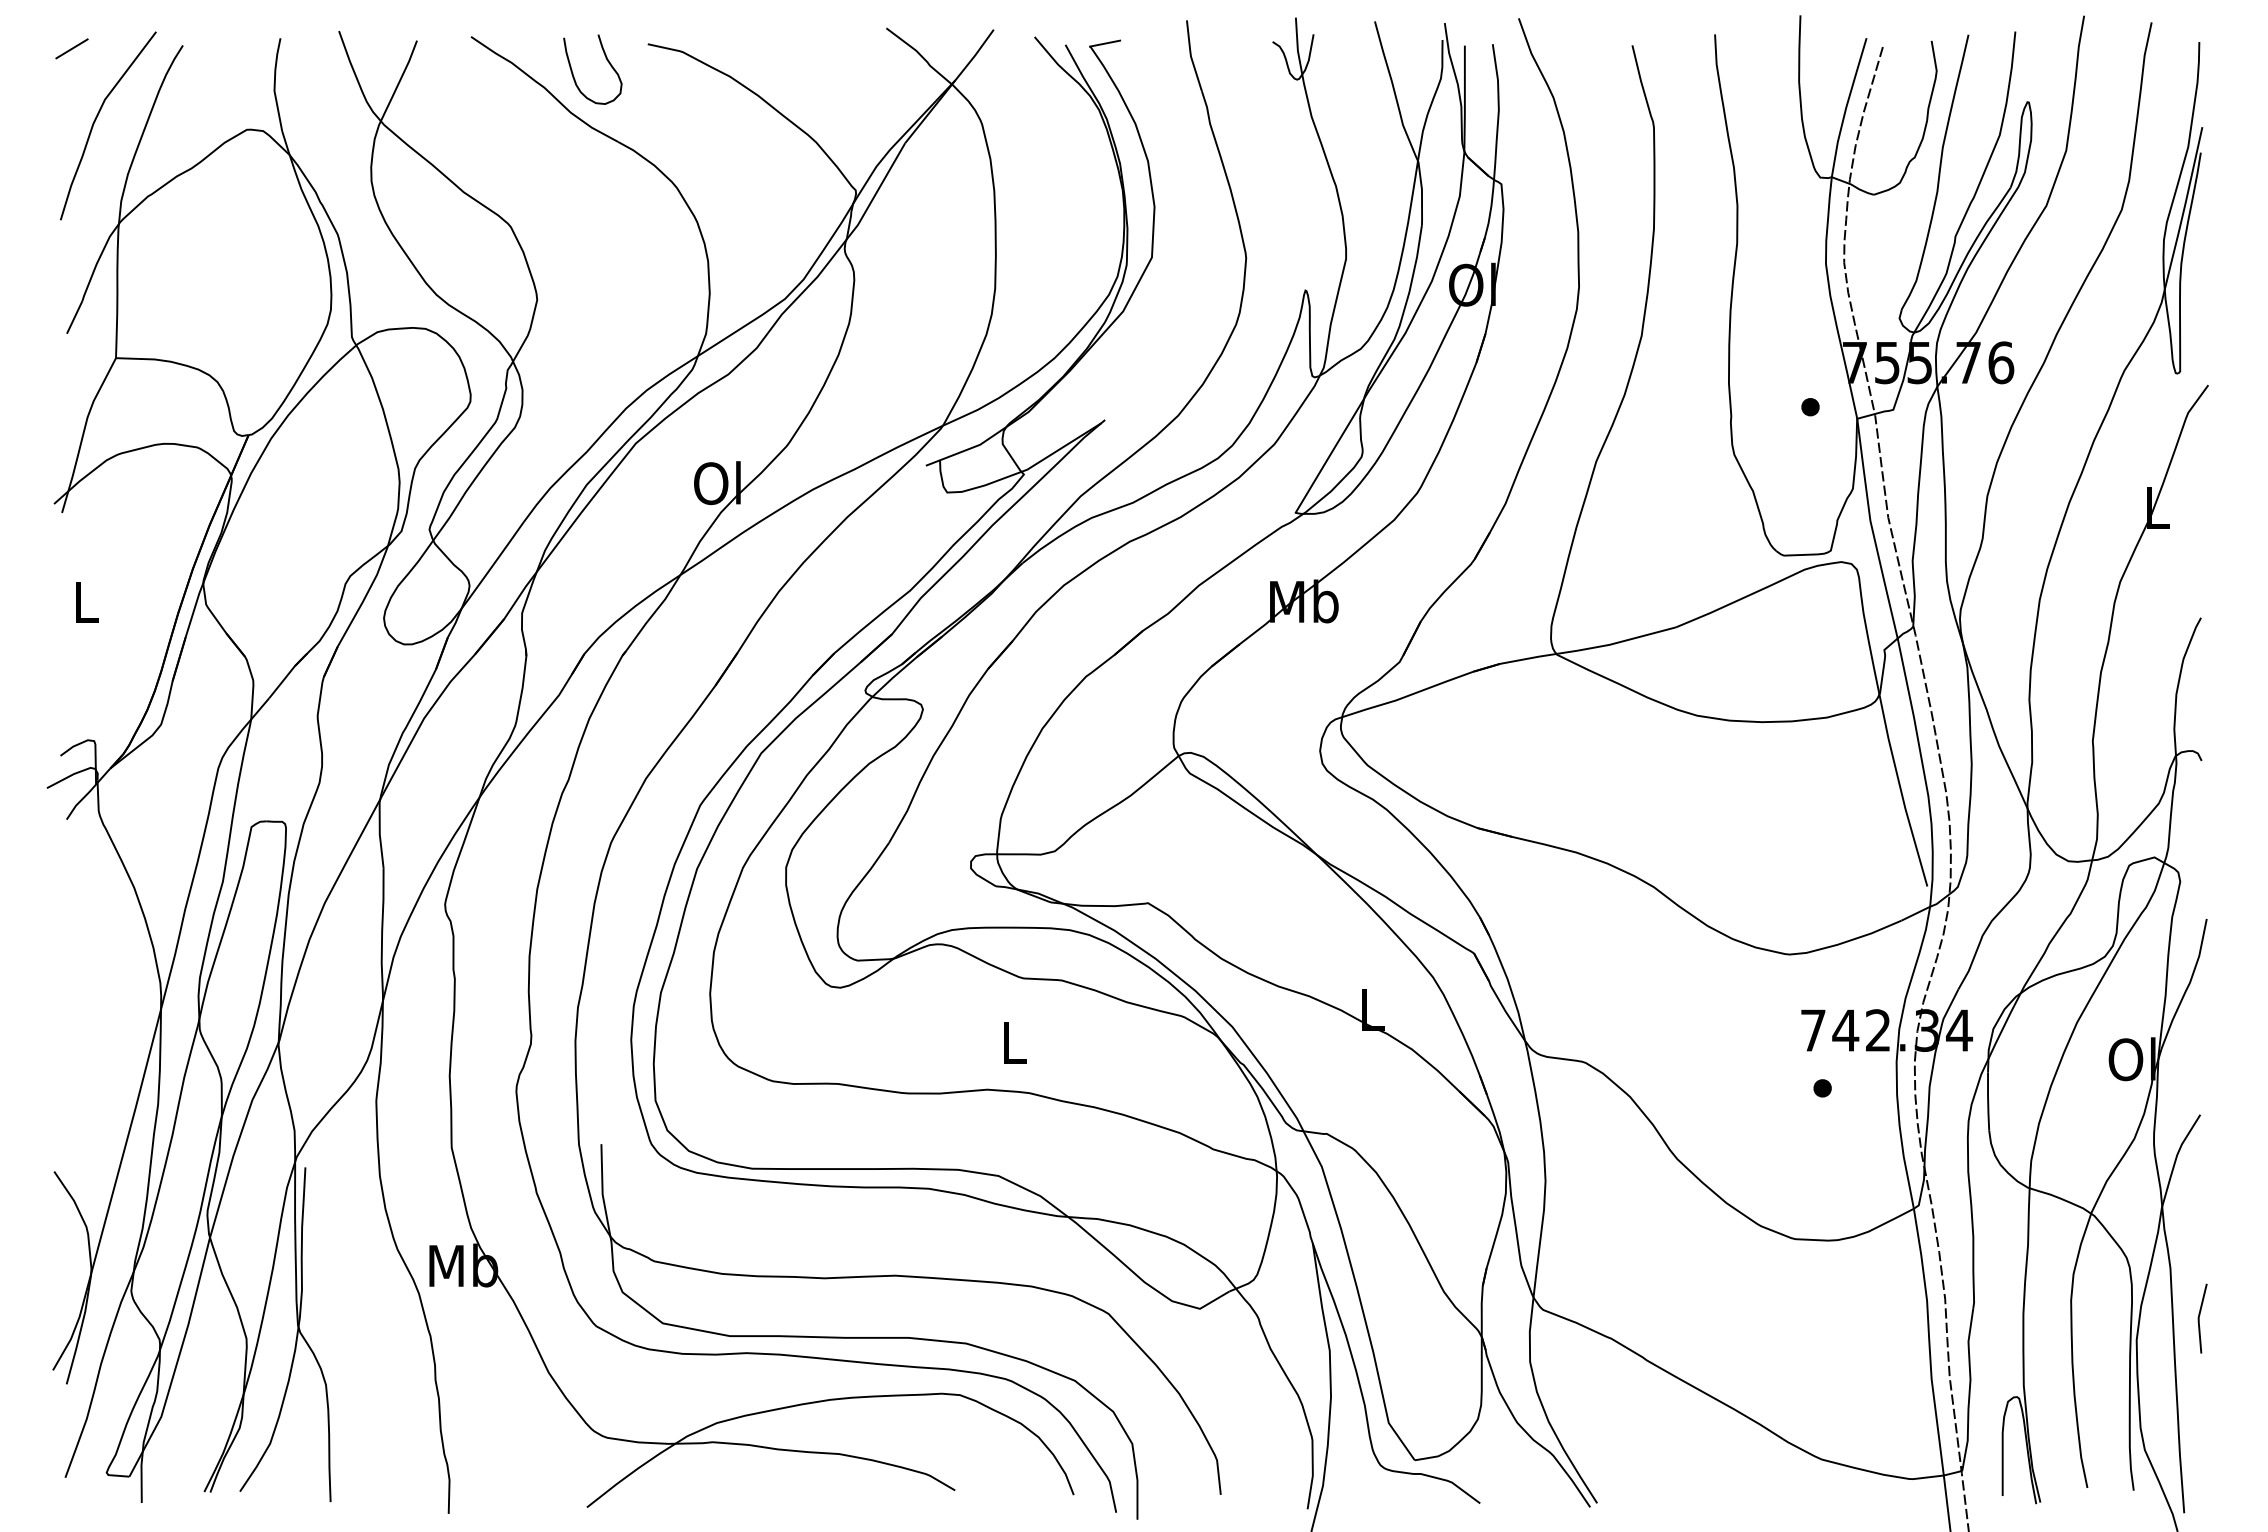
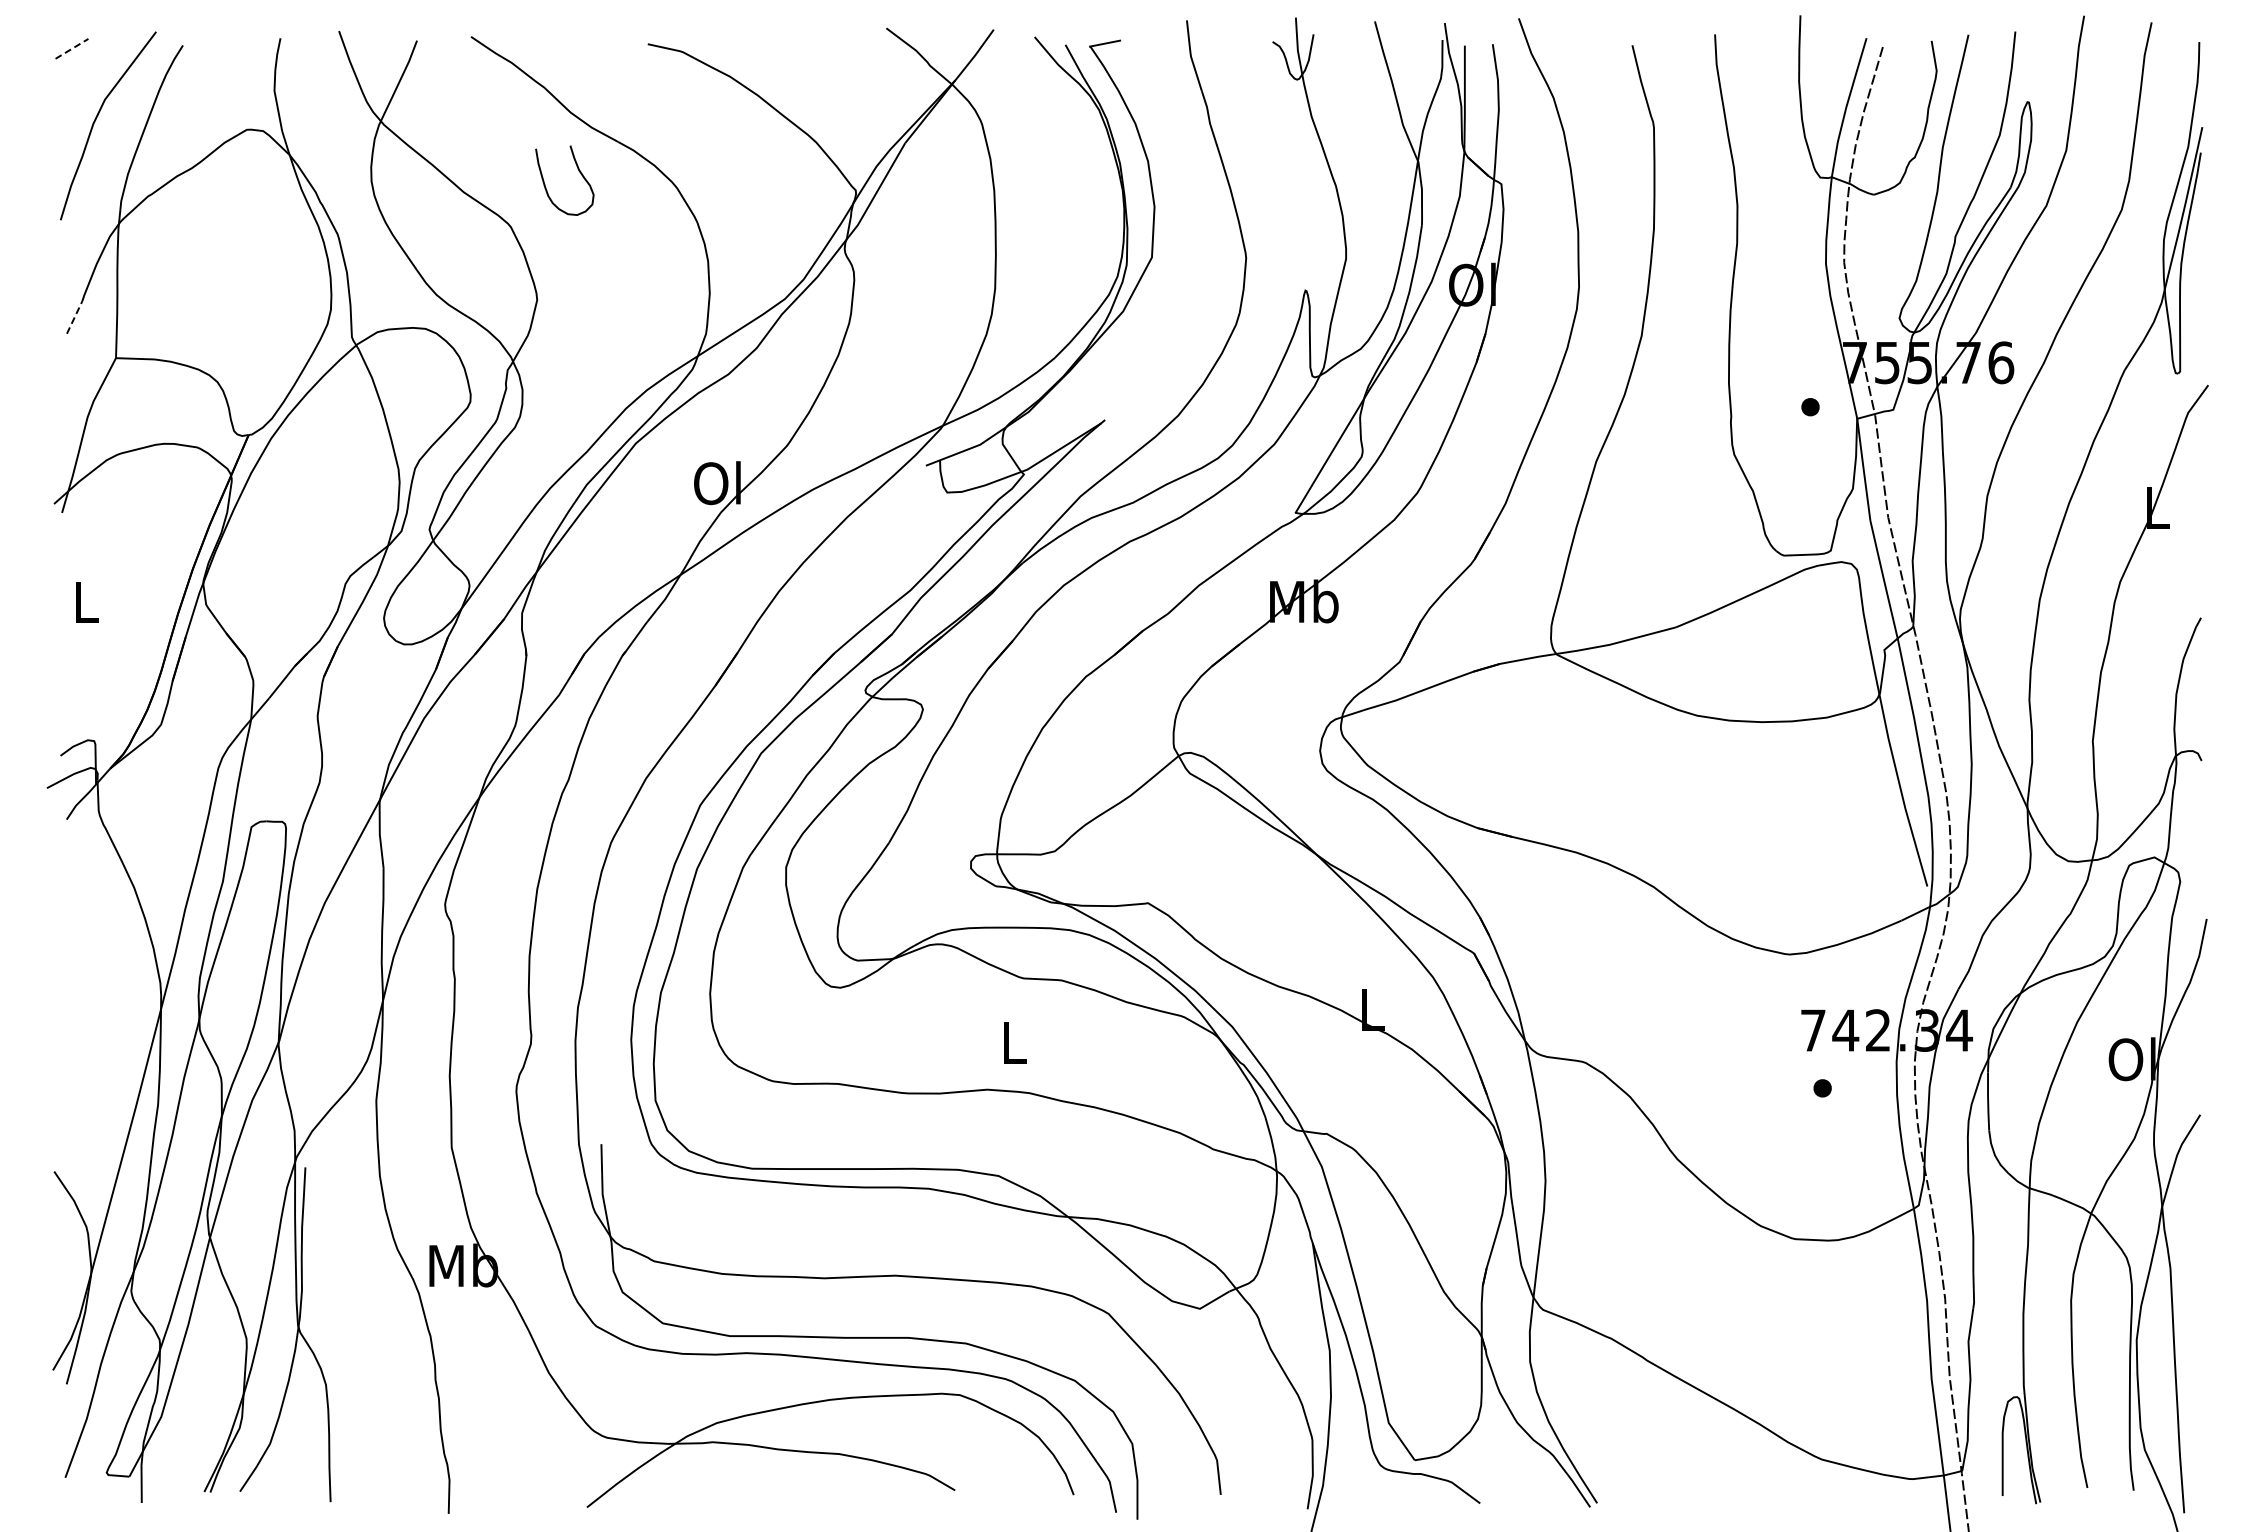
line: solid -> dashed (72, 48)
curve position: (606, 60) -> (578, 171) (578, 171)
line: solid -> dashed (74, 317)
line: present -> none (2199, 1318)
